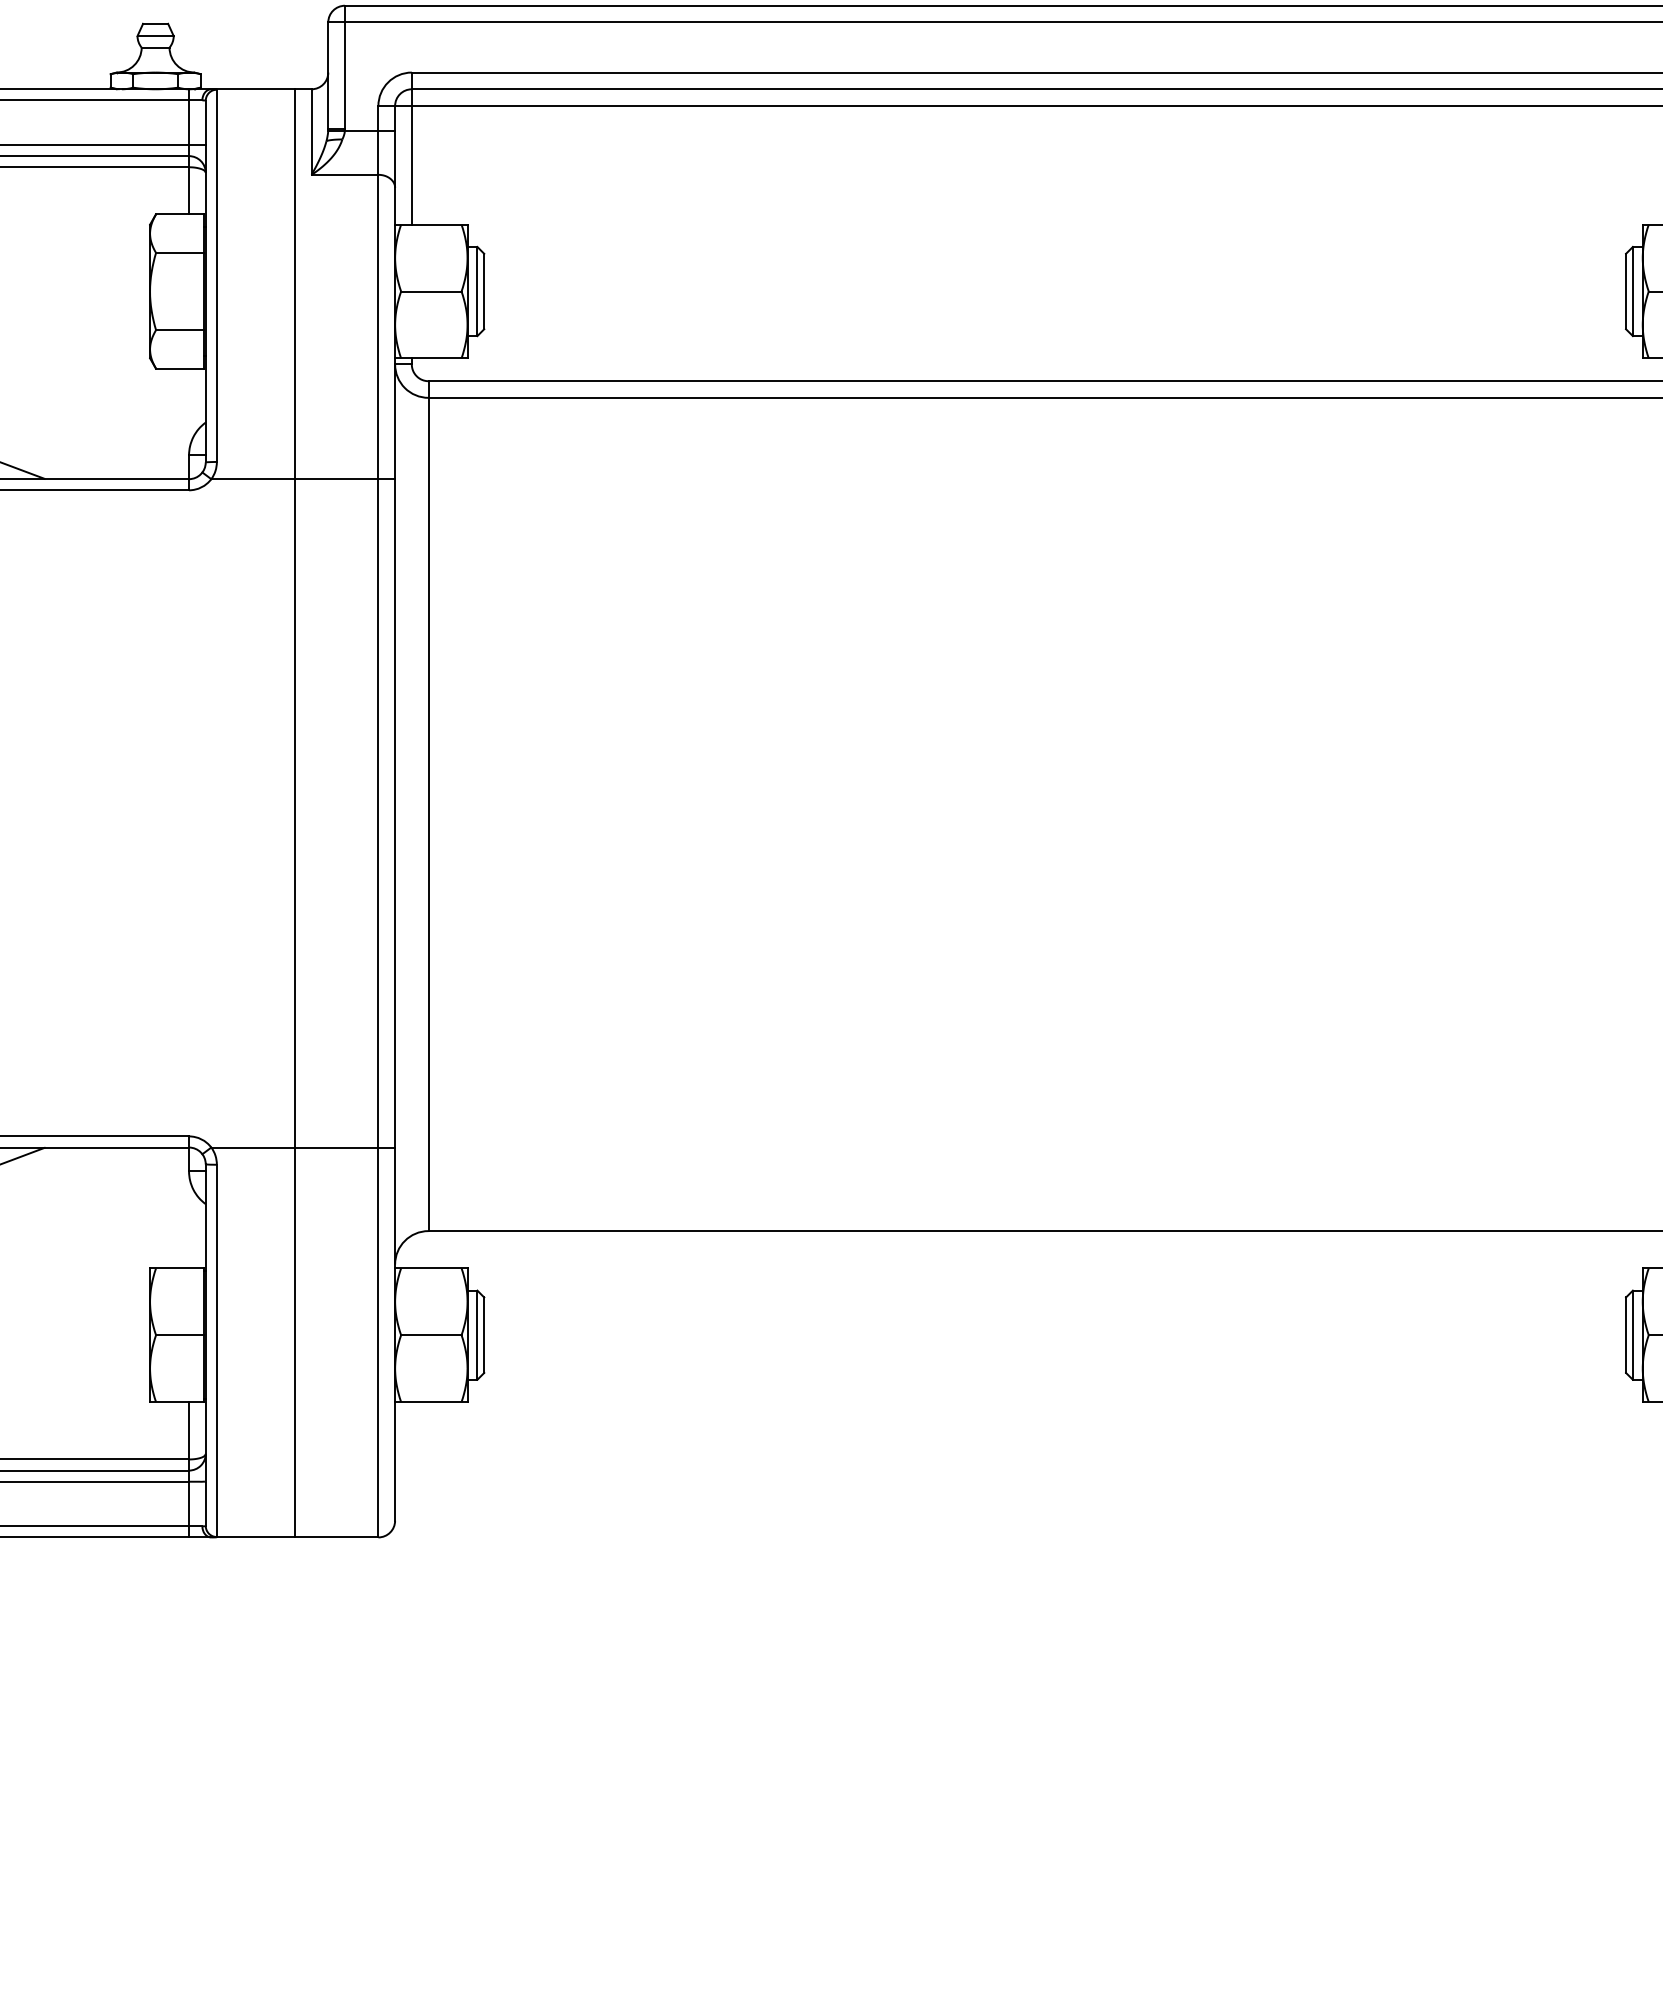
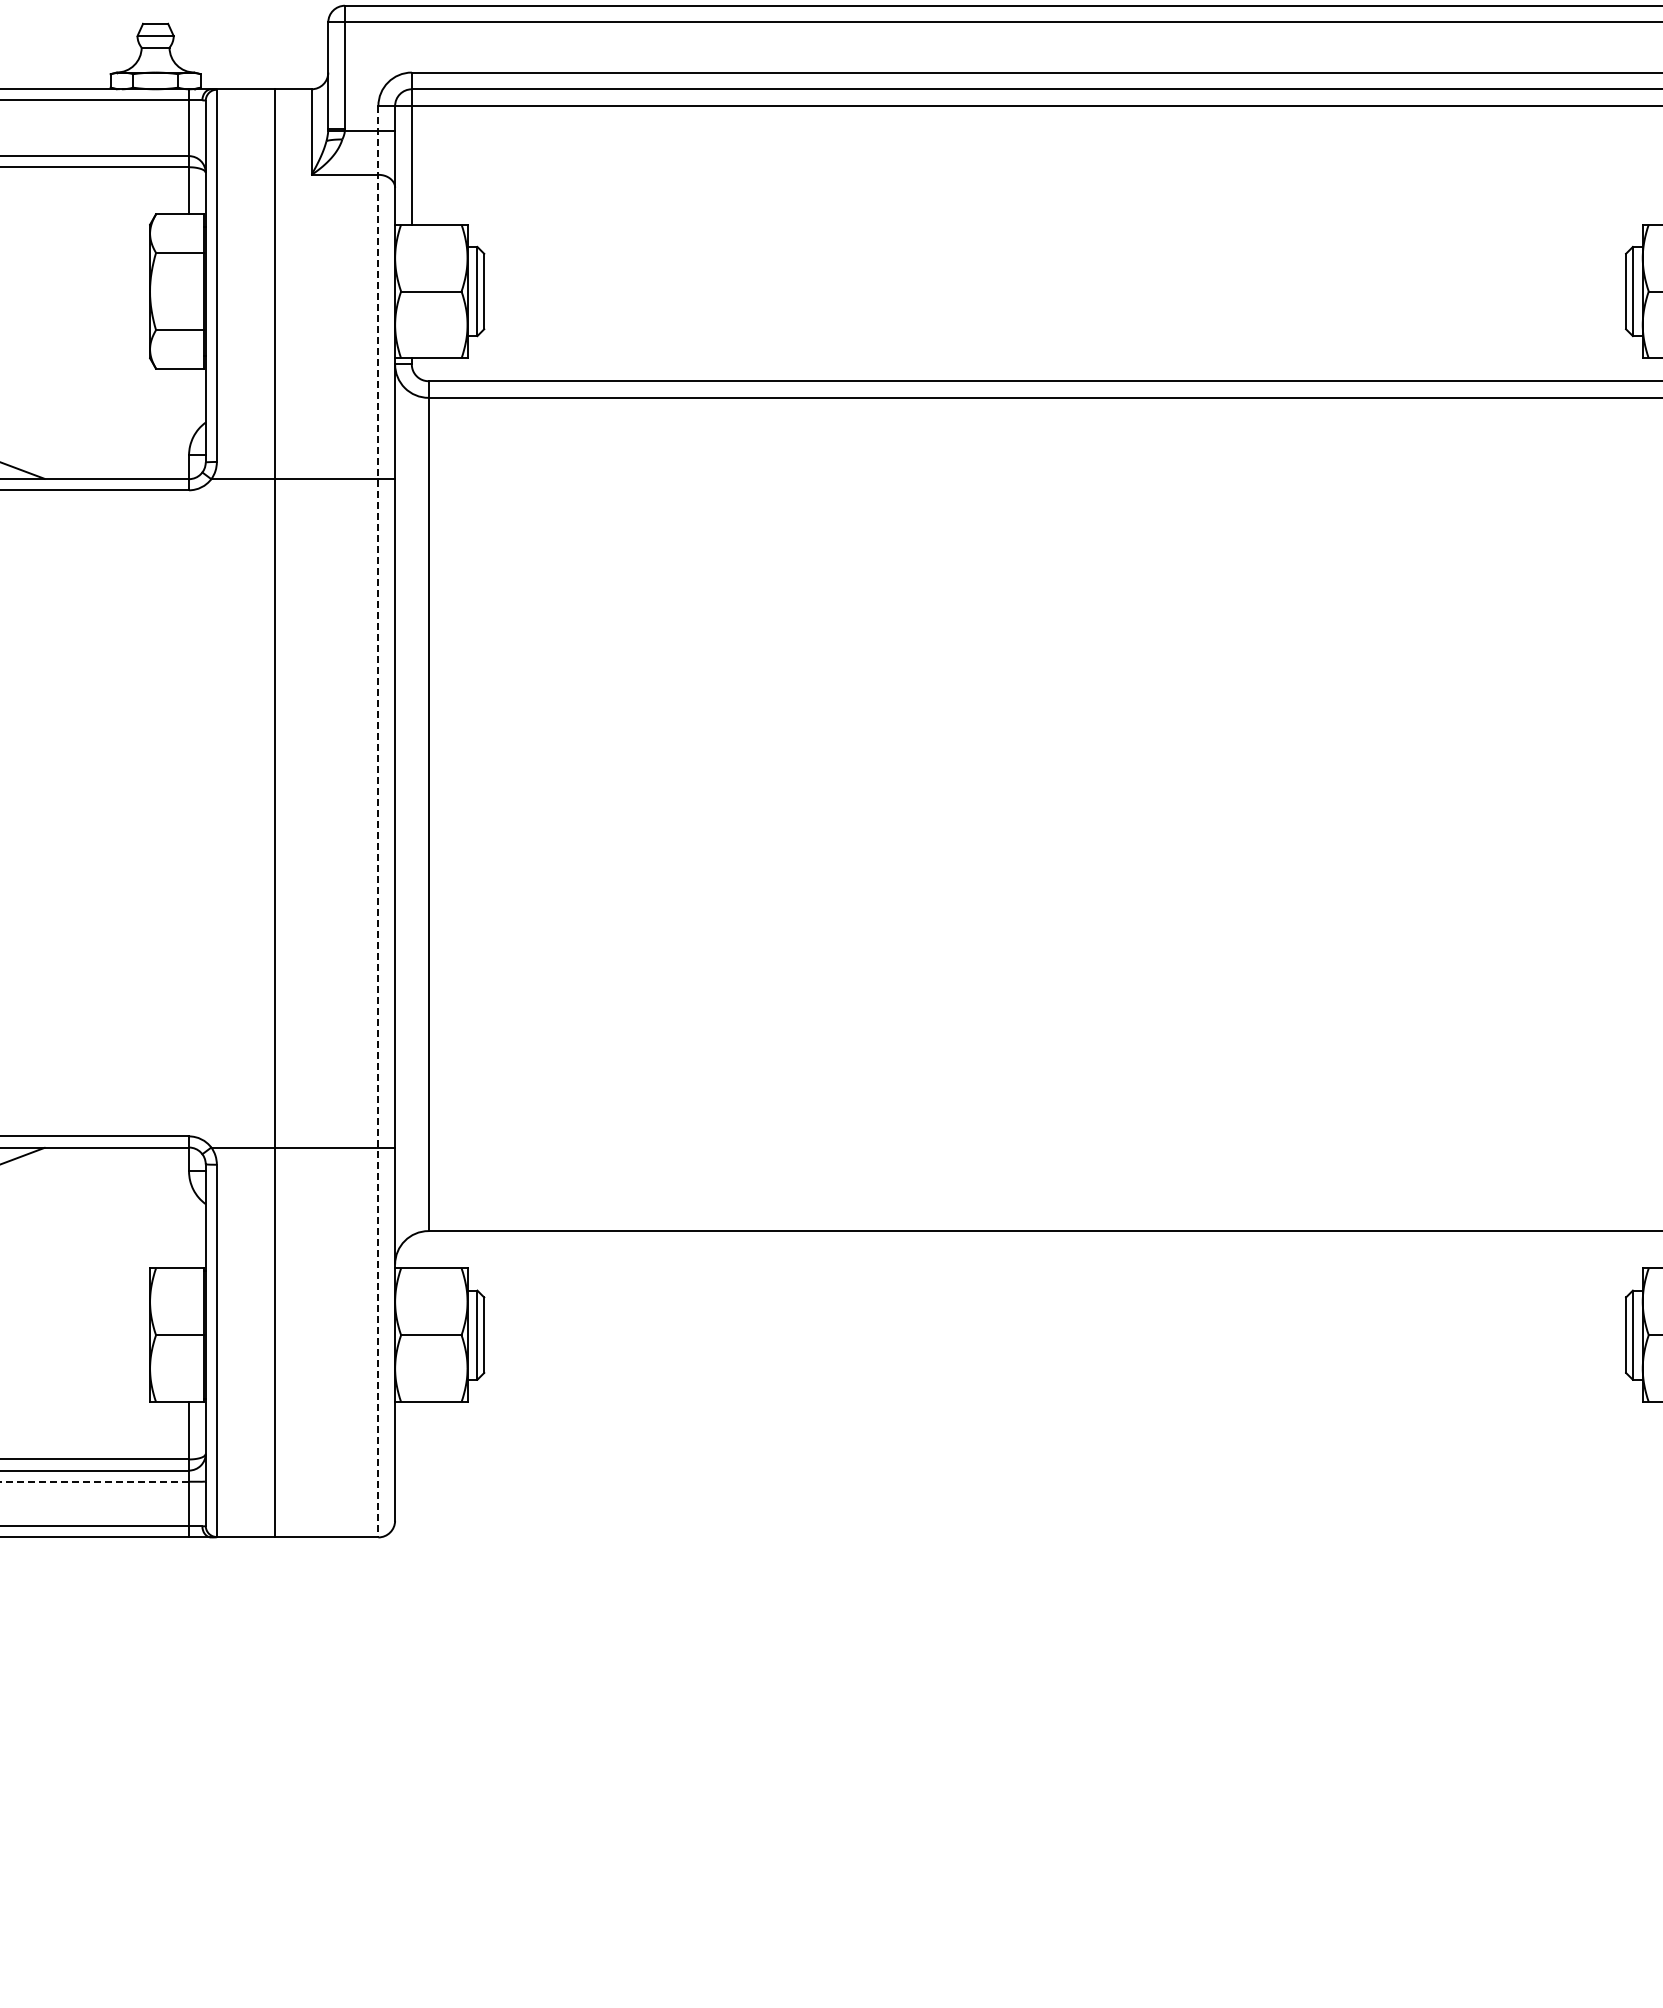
line: present -> none (103, 144)
line position: (294, 813) -> (274, 813) (274, 813)
line: solid -> dashed (378, 821)
line: solid -> dashed (94, 1481)
